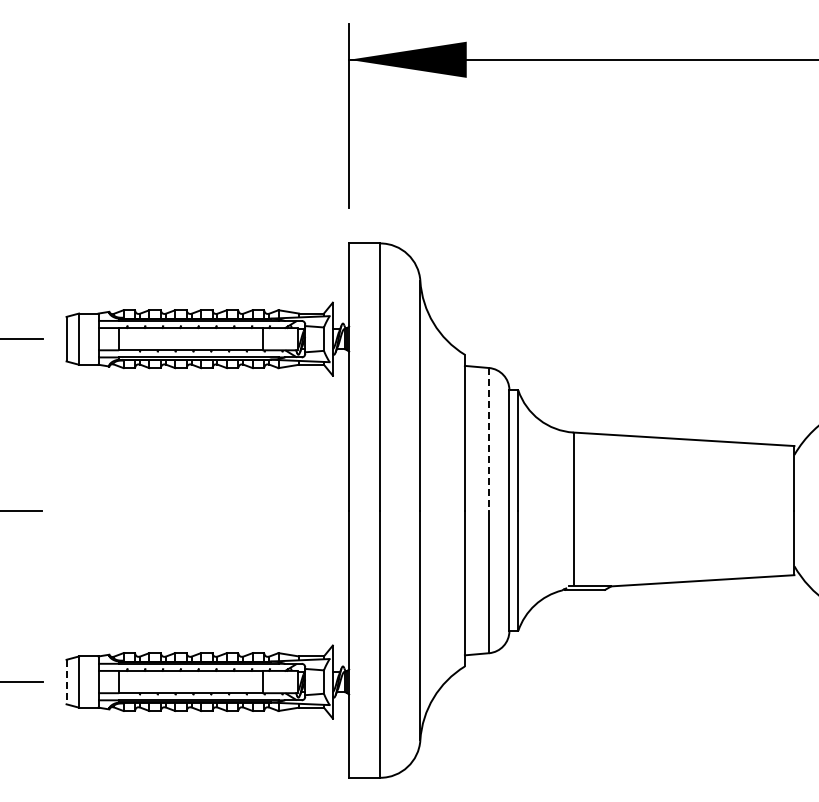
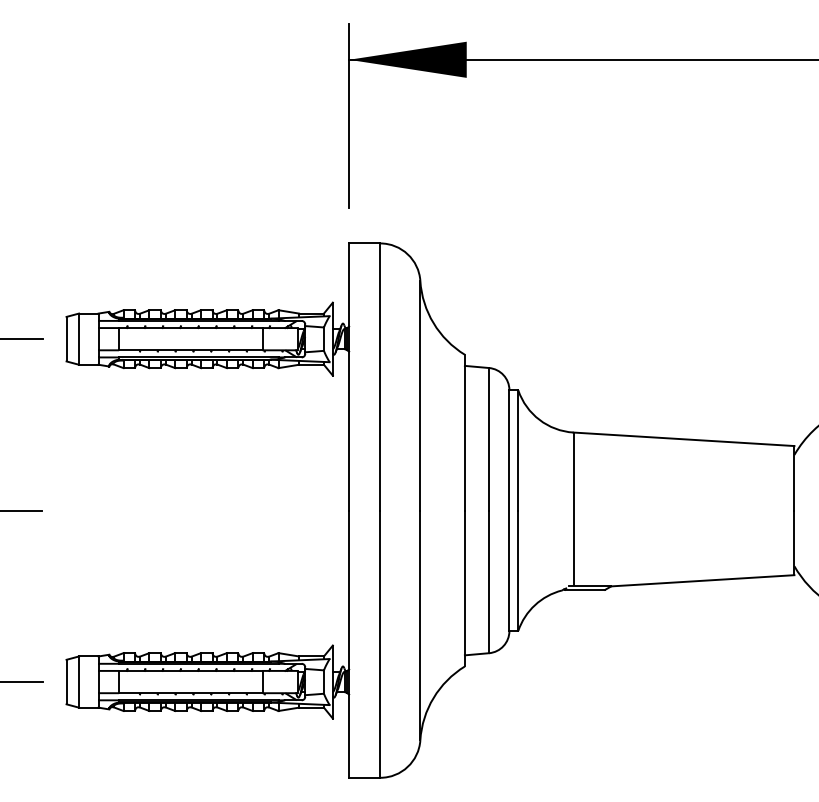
line: dashed -> solid (489, 439)
line: dashed -> solid (66, 682)
